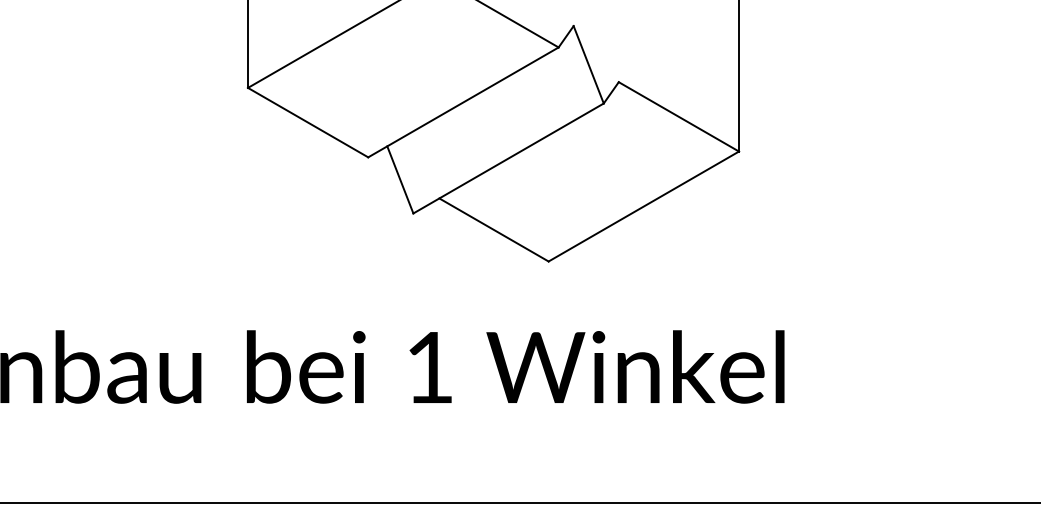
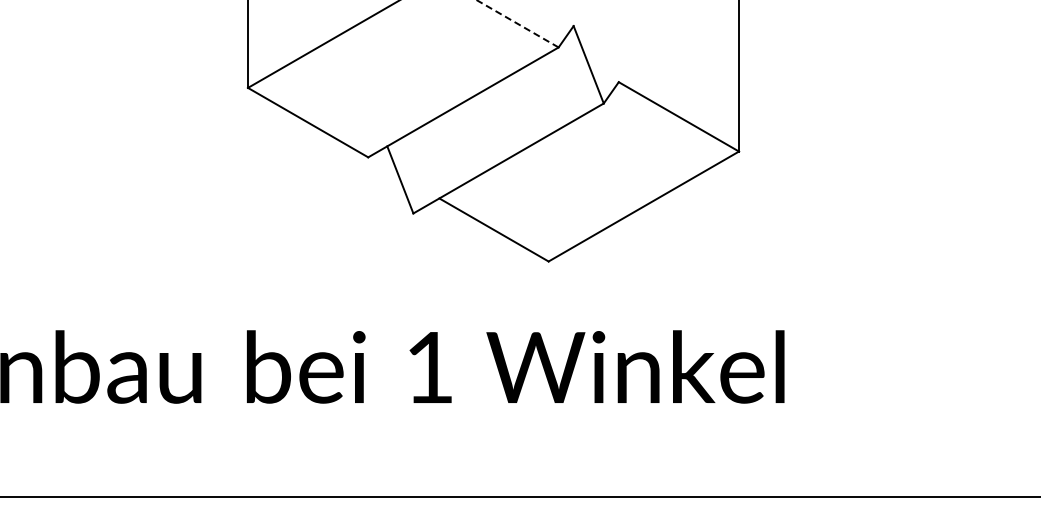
line: solid -> dashed (517, 23)
line position: (519, 503) -> (519, 497) (519, 497)
